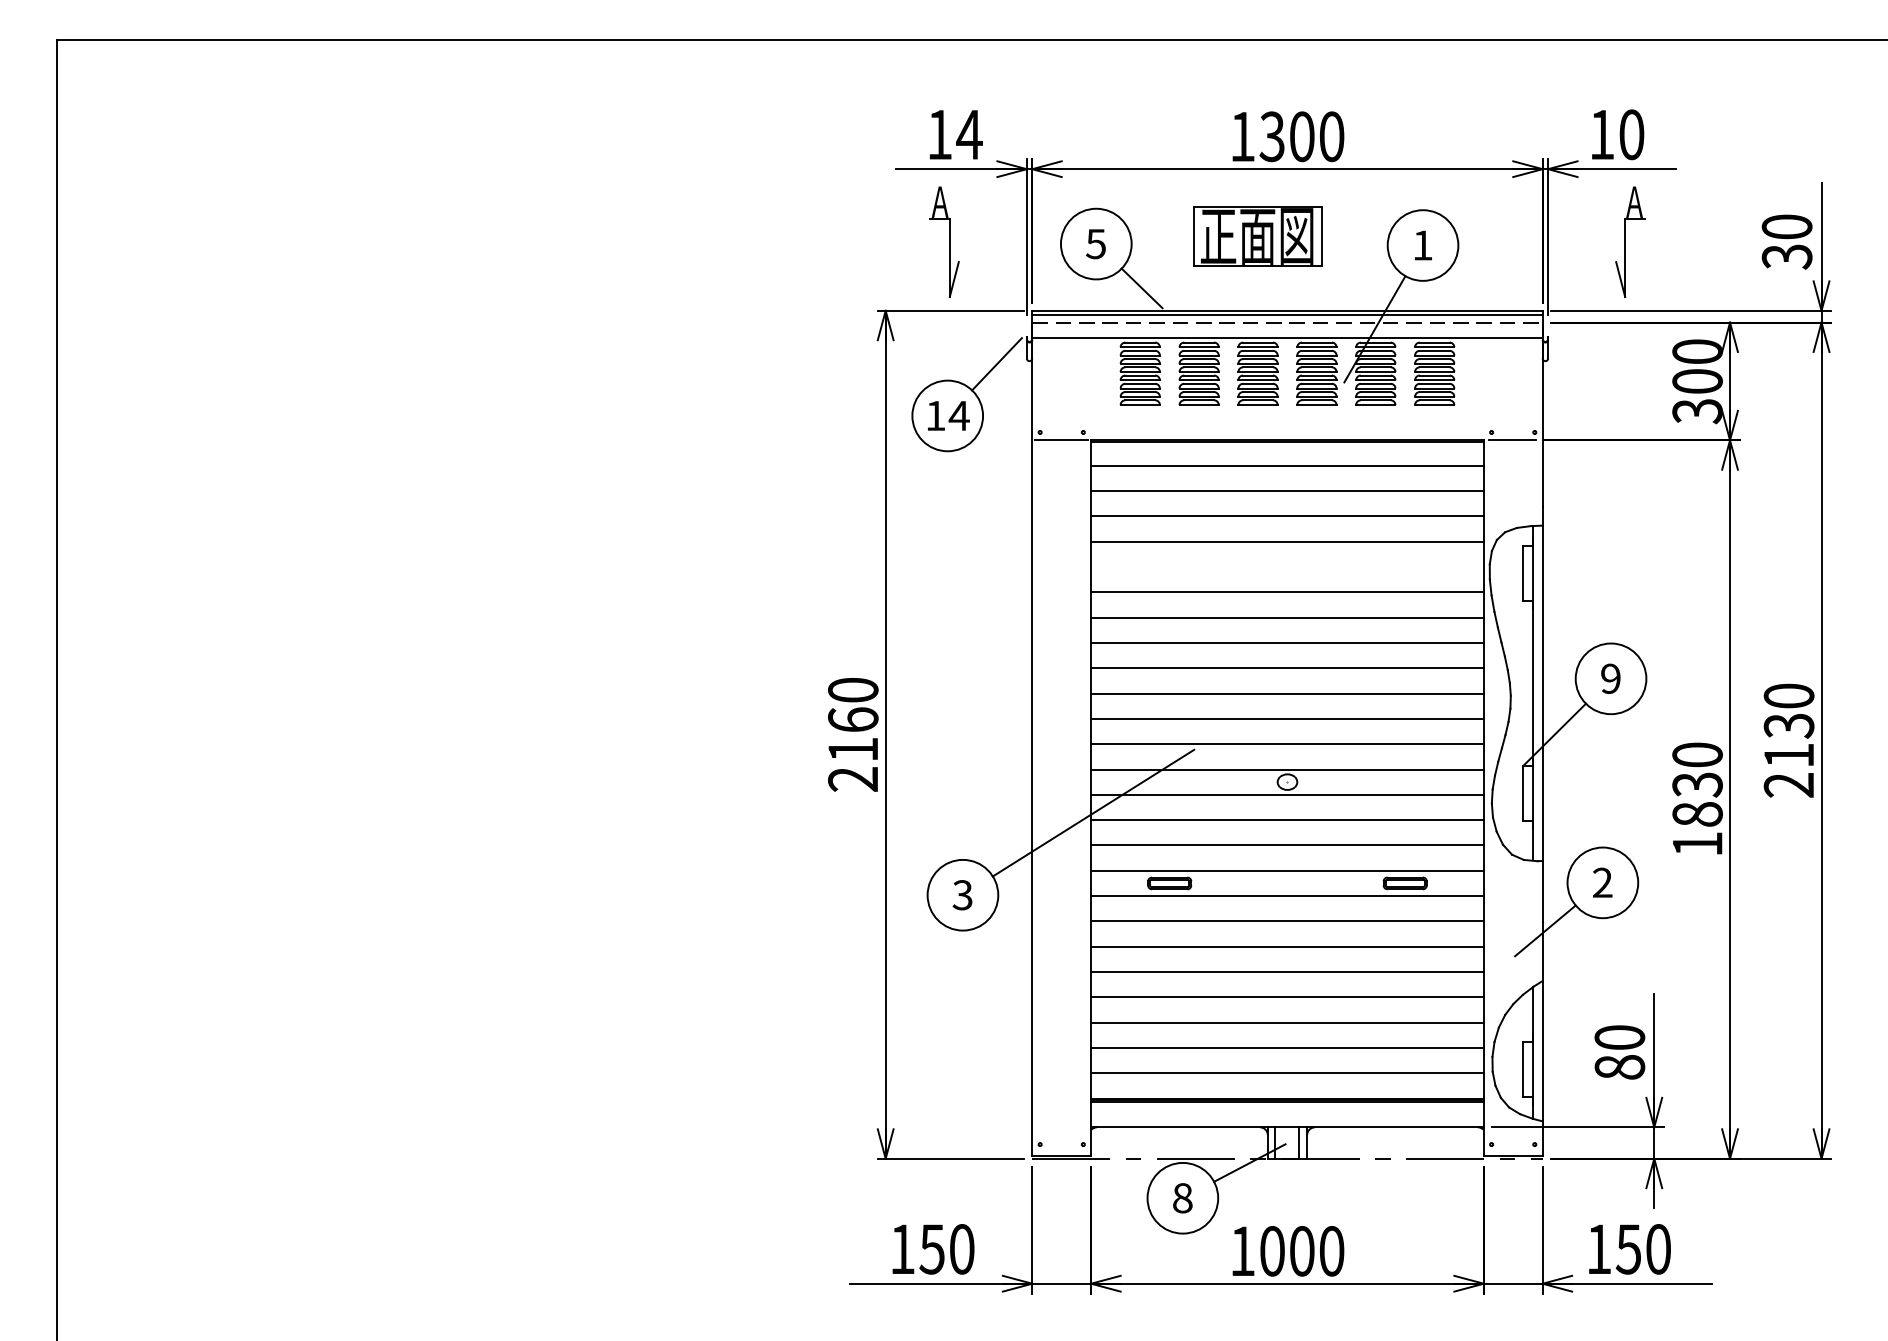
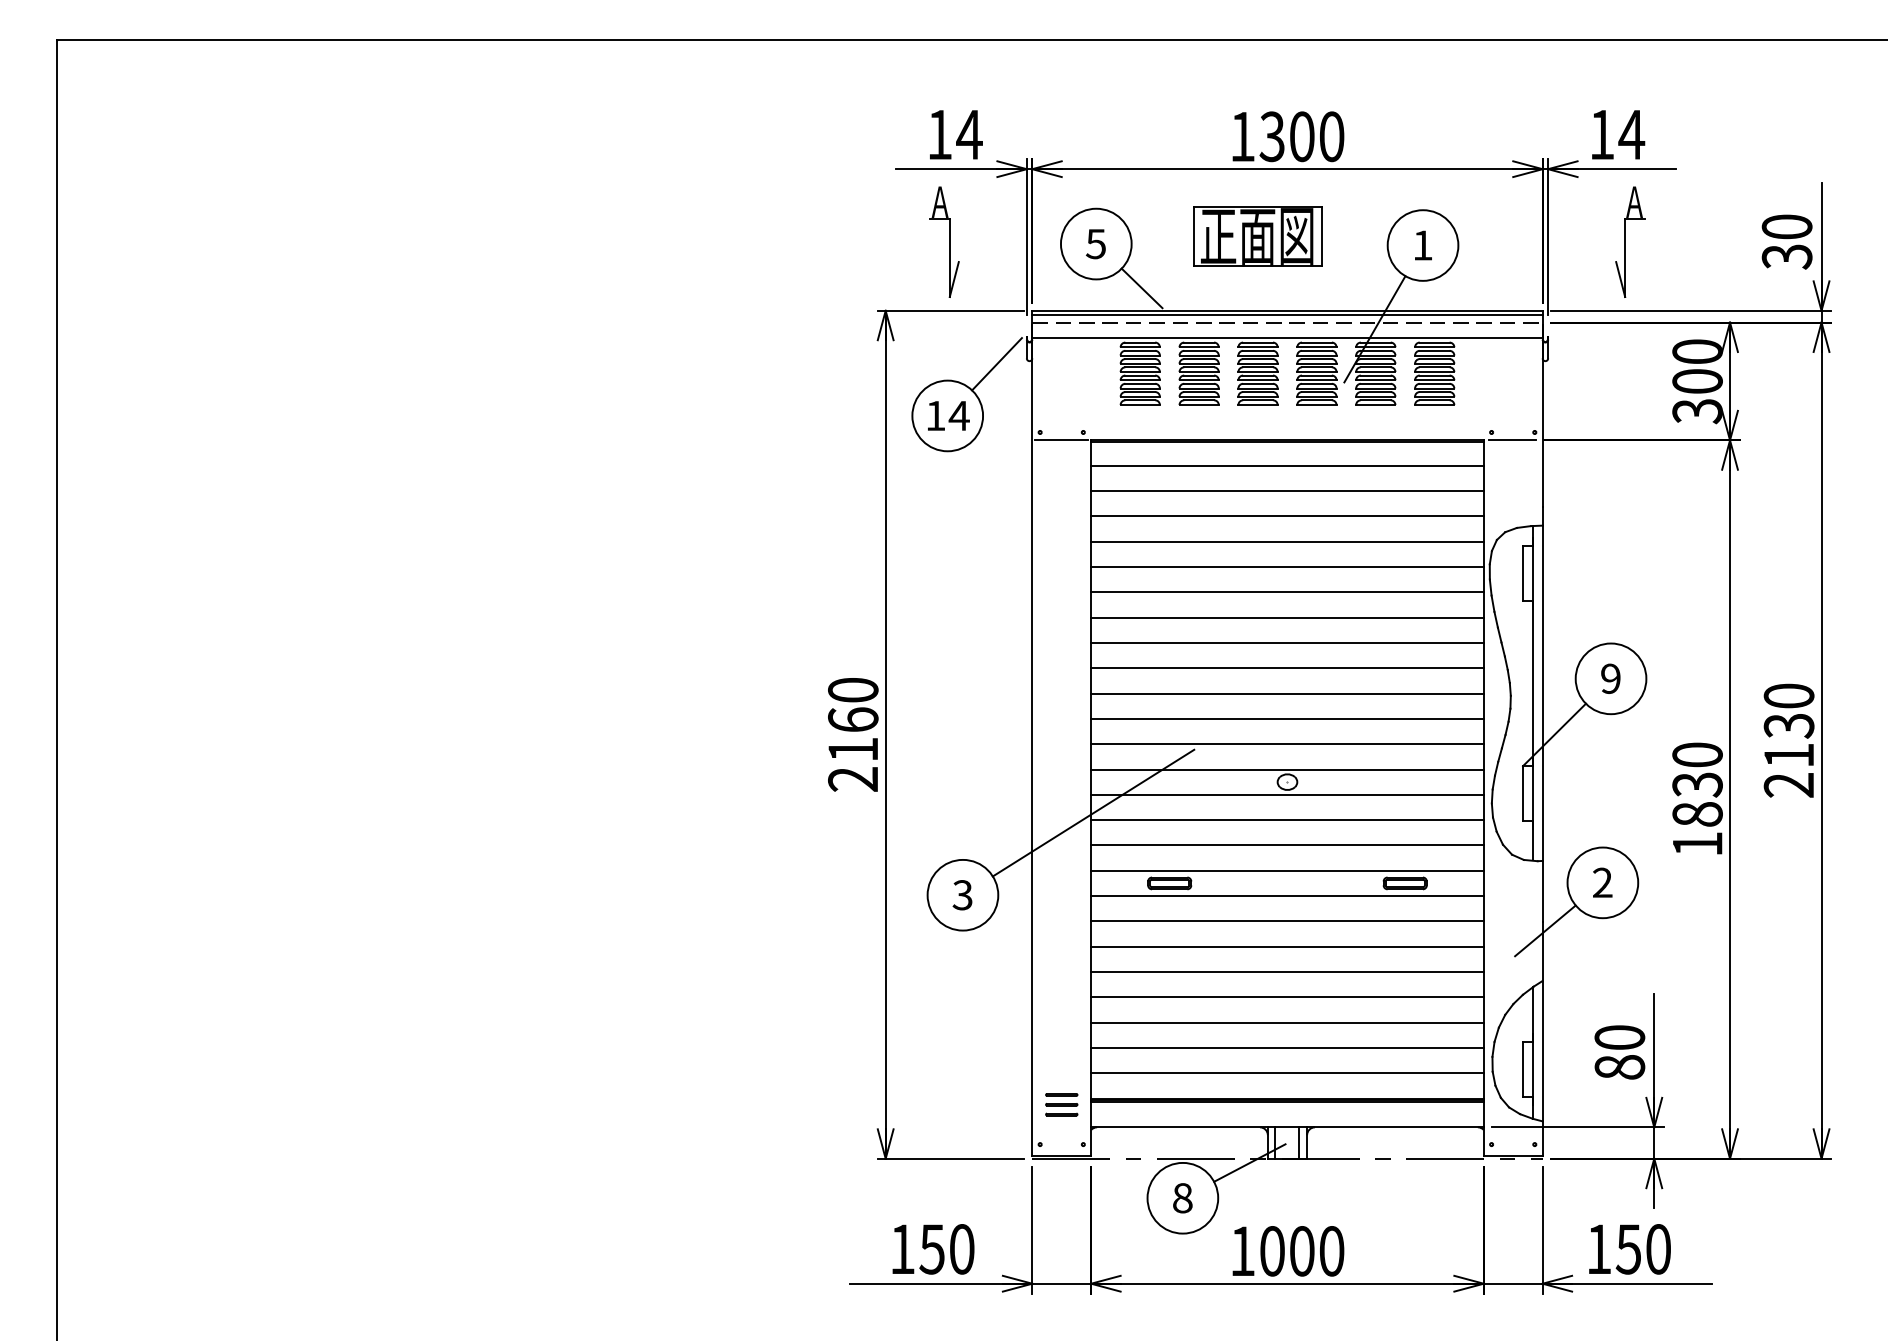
text: 10 -> 14 (1631, 134)
line: none -> present (1287, 566)
part: none -> present (1061, 1104)
